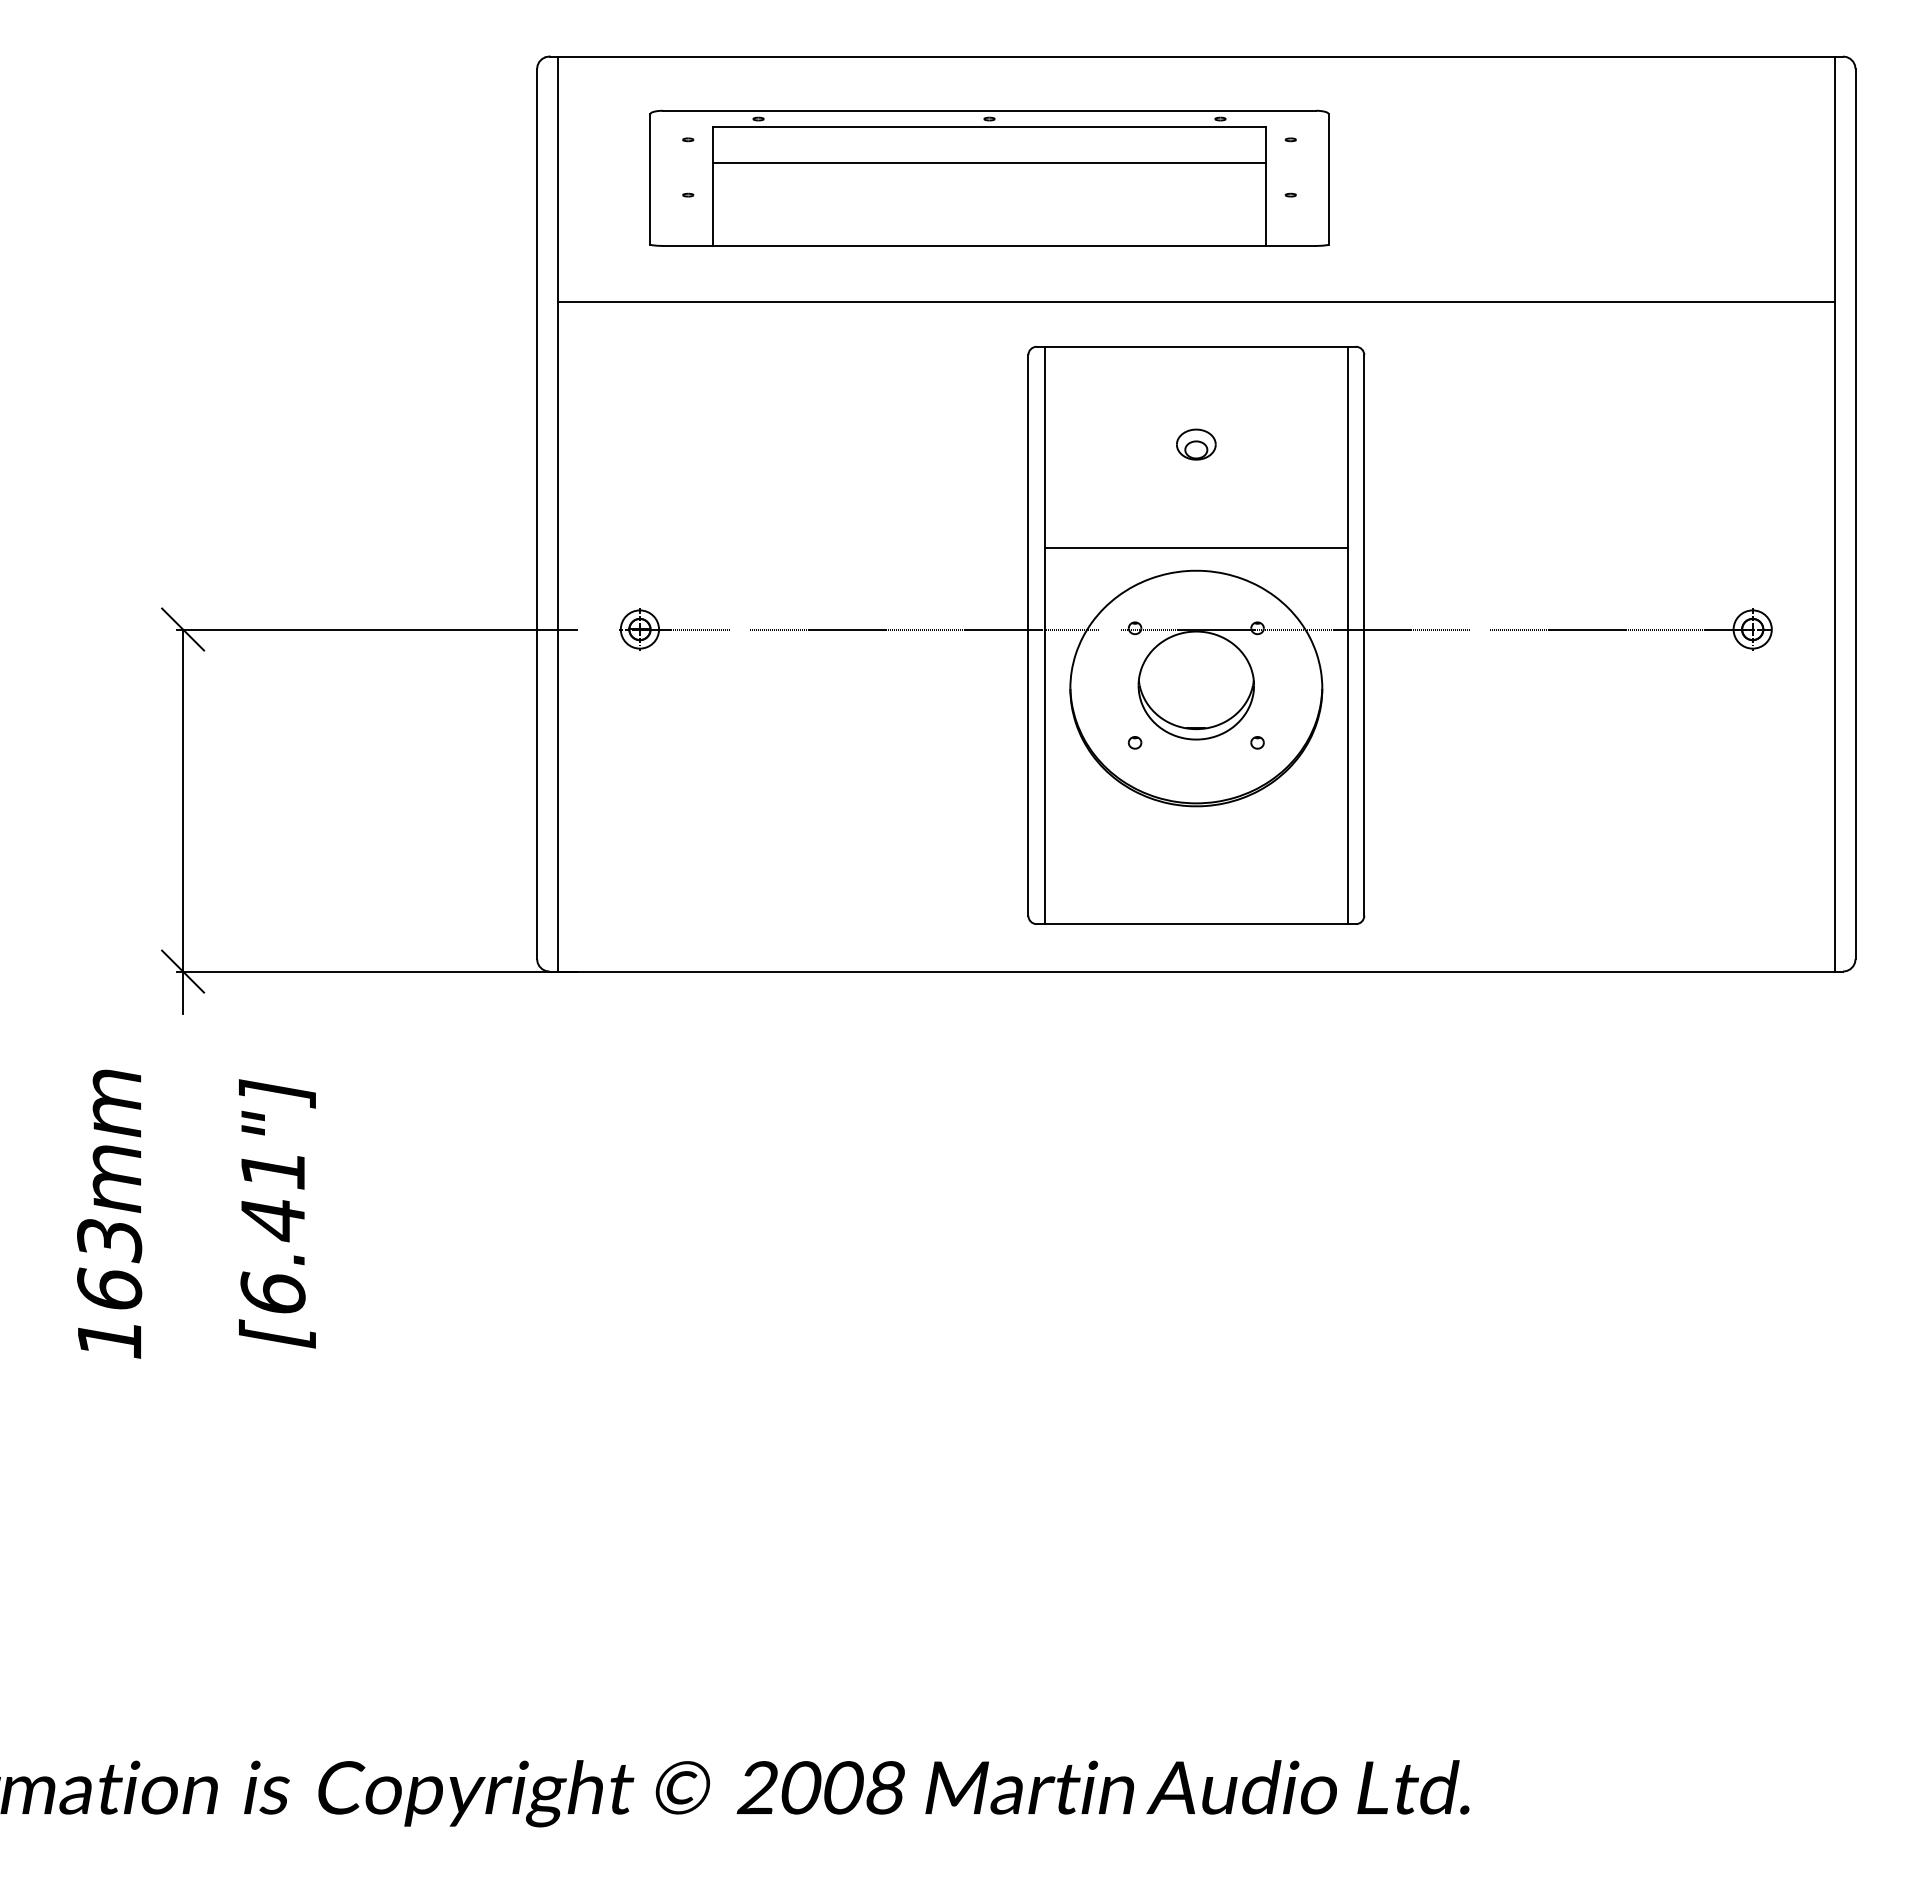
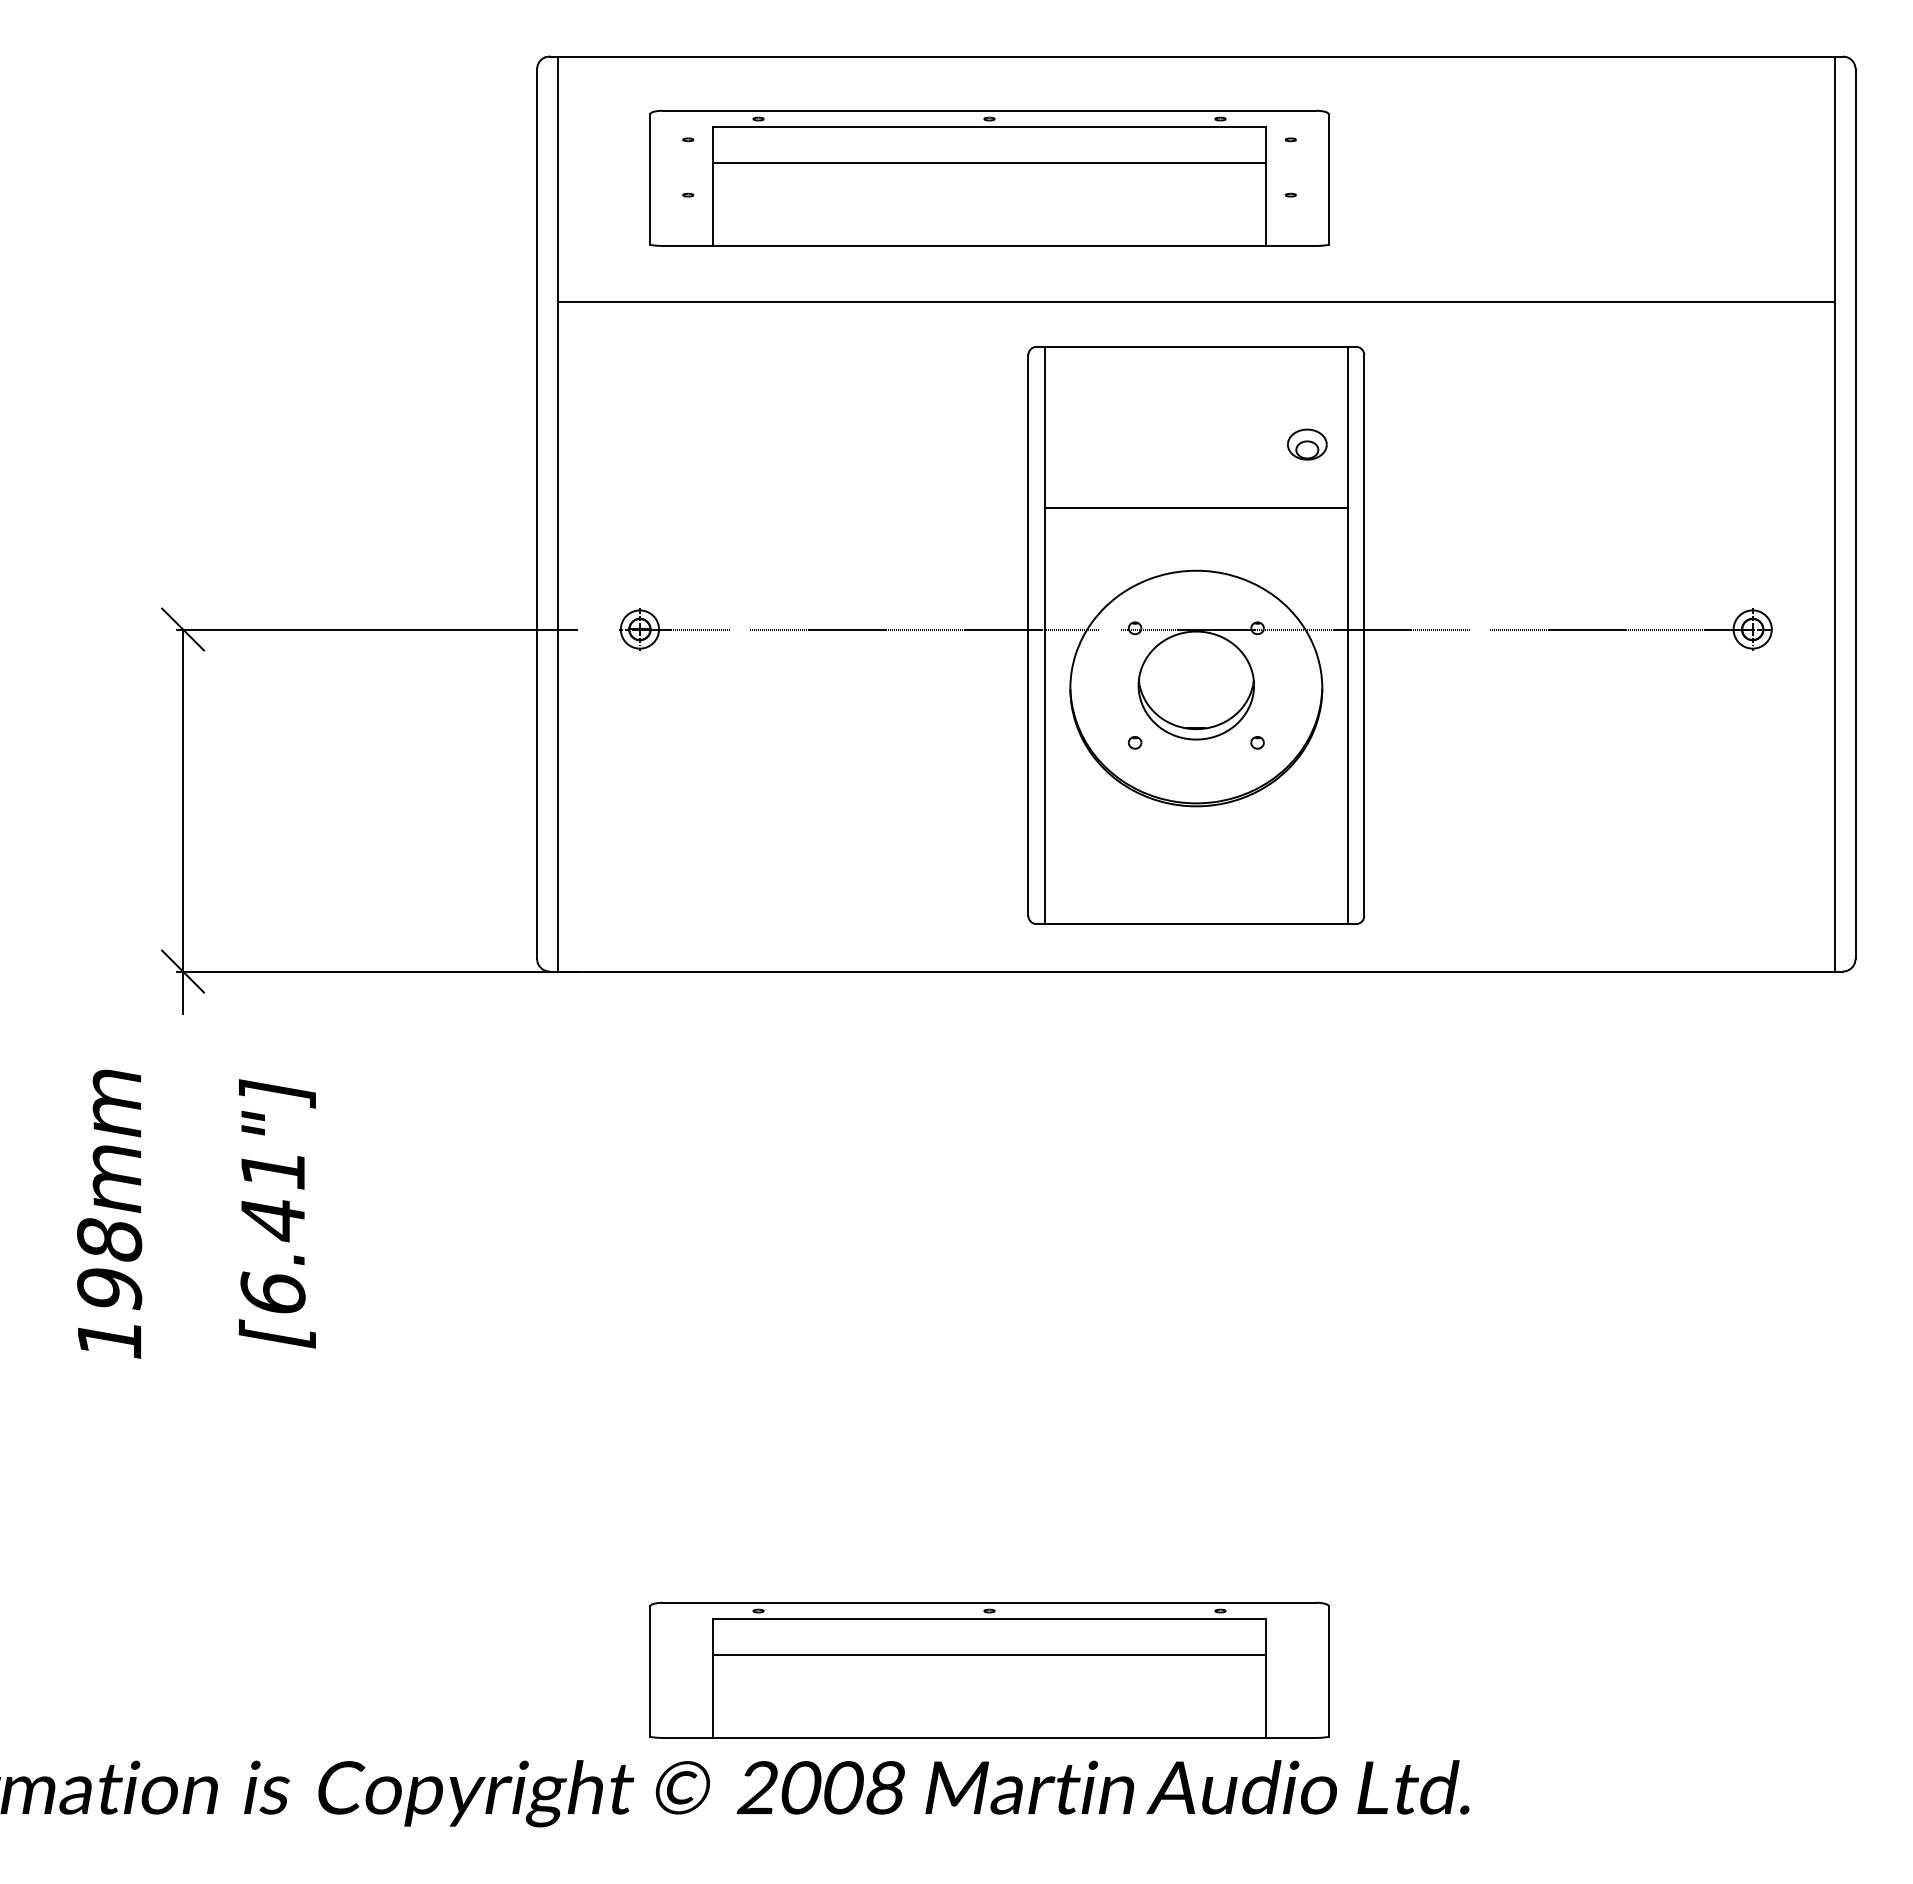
part position: (1196, 444) -> (1307, 444) (1307, 444)
line position: (1196, 547) -> (1196, 507) (1196, 507)
text: 163mm -> 198mm (109, 1264)
part: none -> present (989, 1669)
